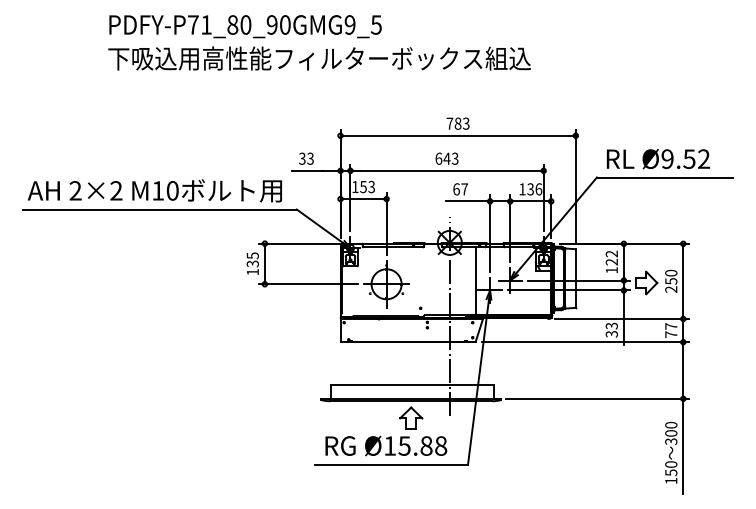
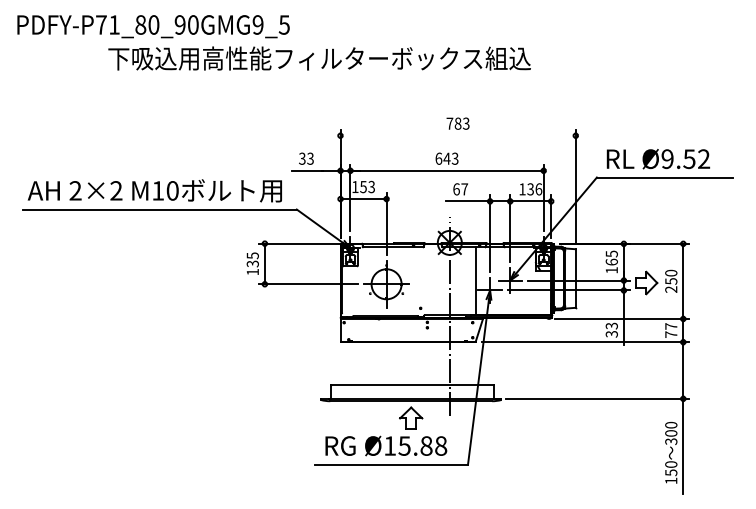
text position: (245, 26) -> (153, 26) (153, 26)
line: present -> none (457, 135)
text: 122 -> 165 (611, 257)
